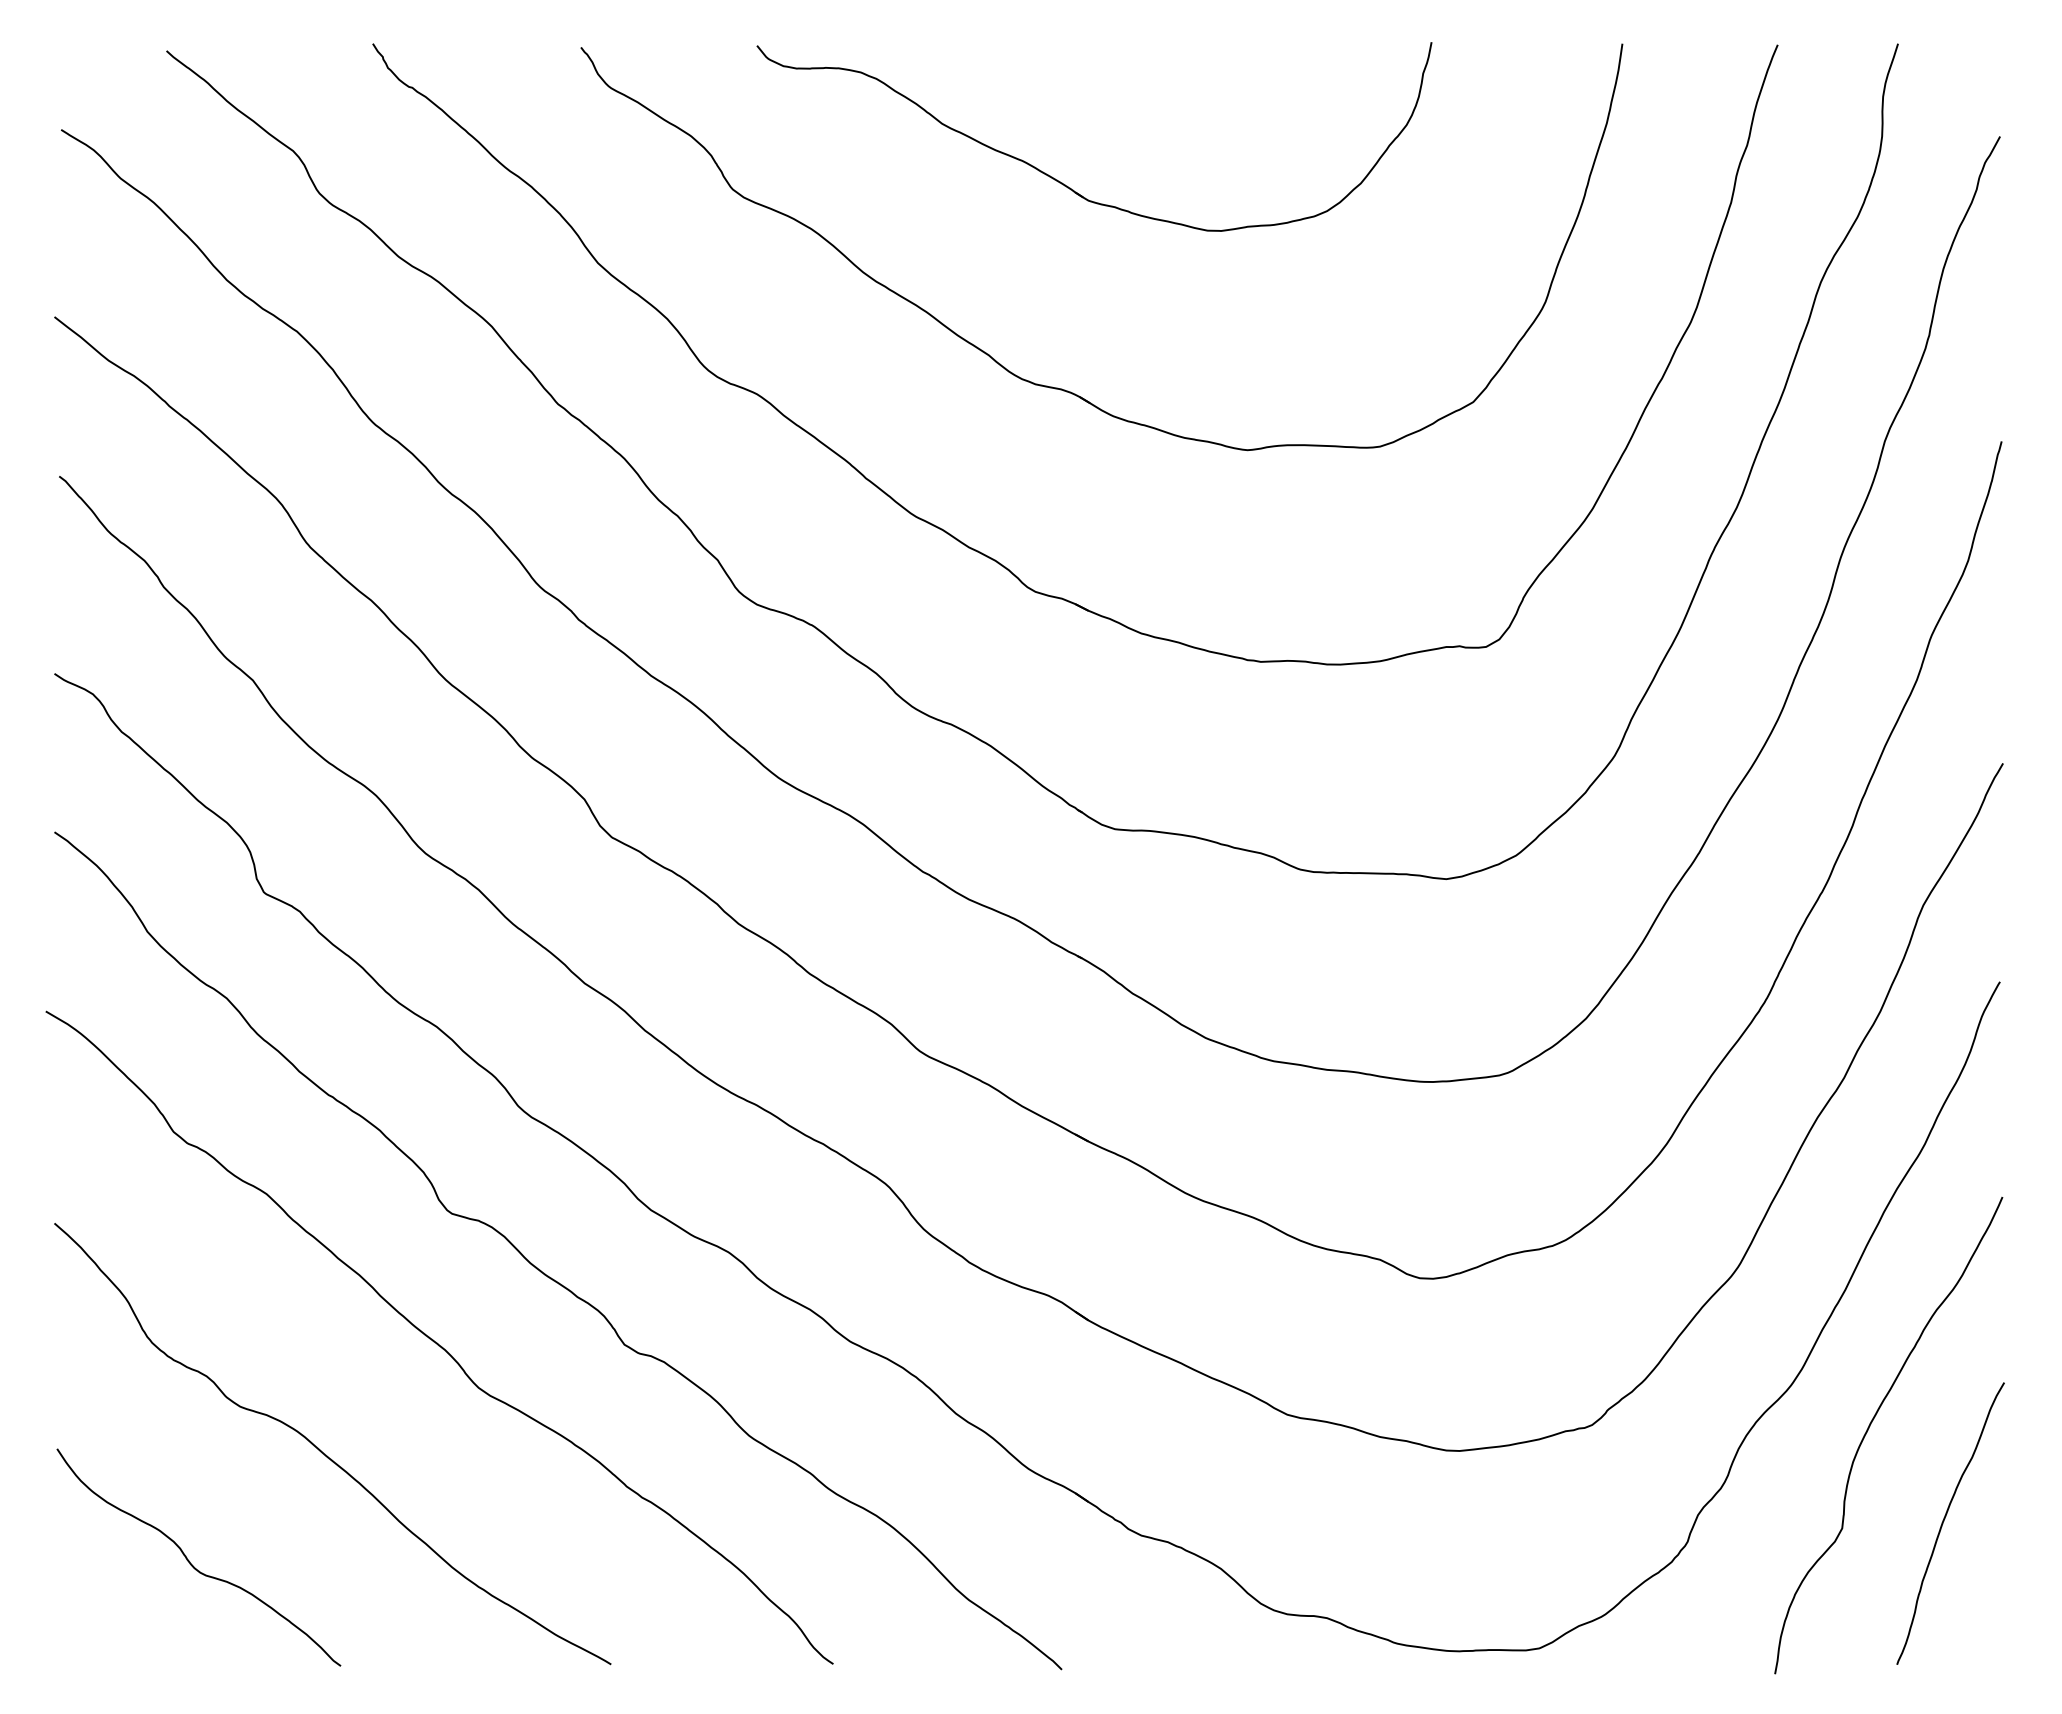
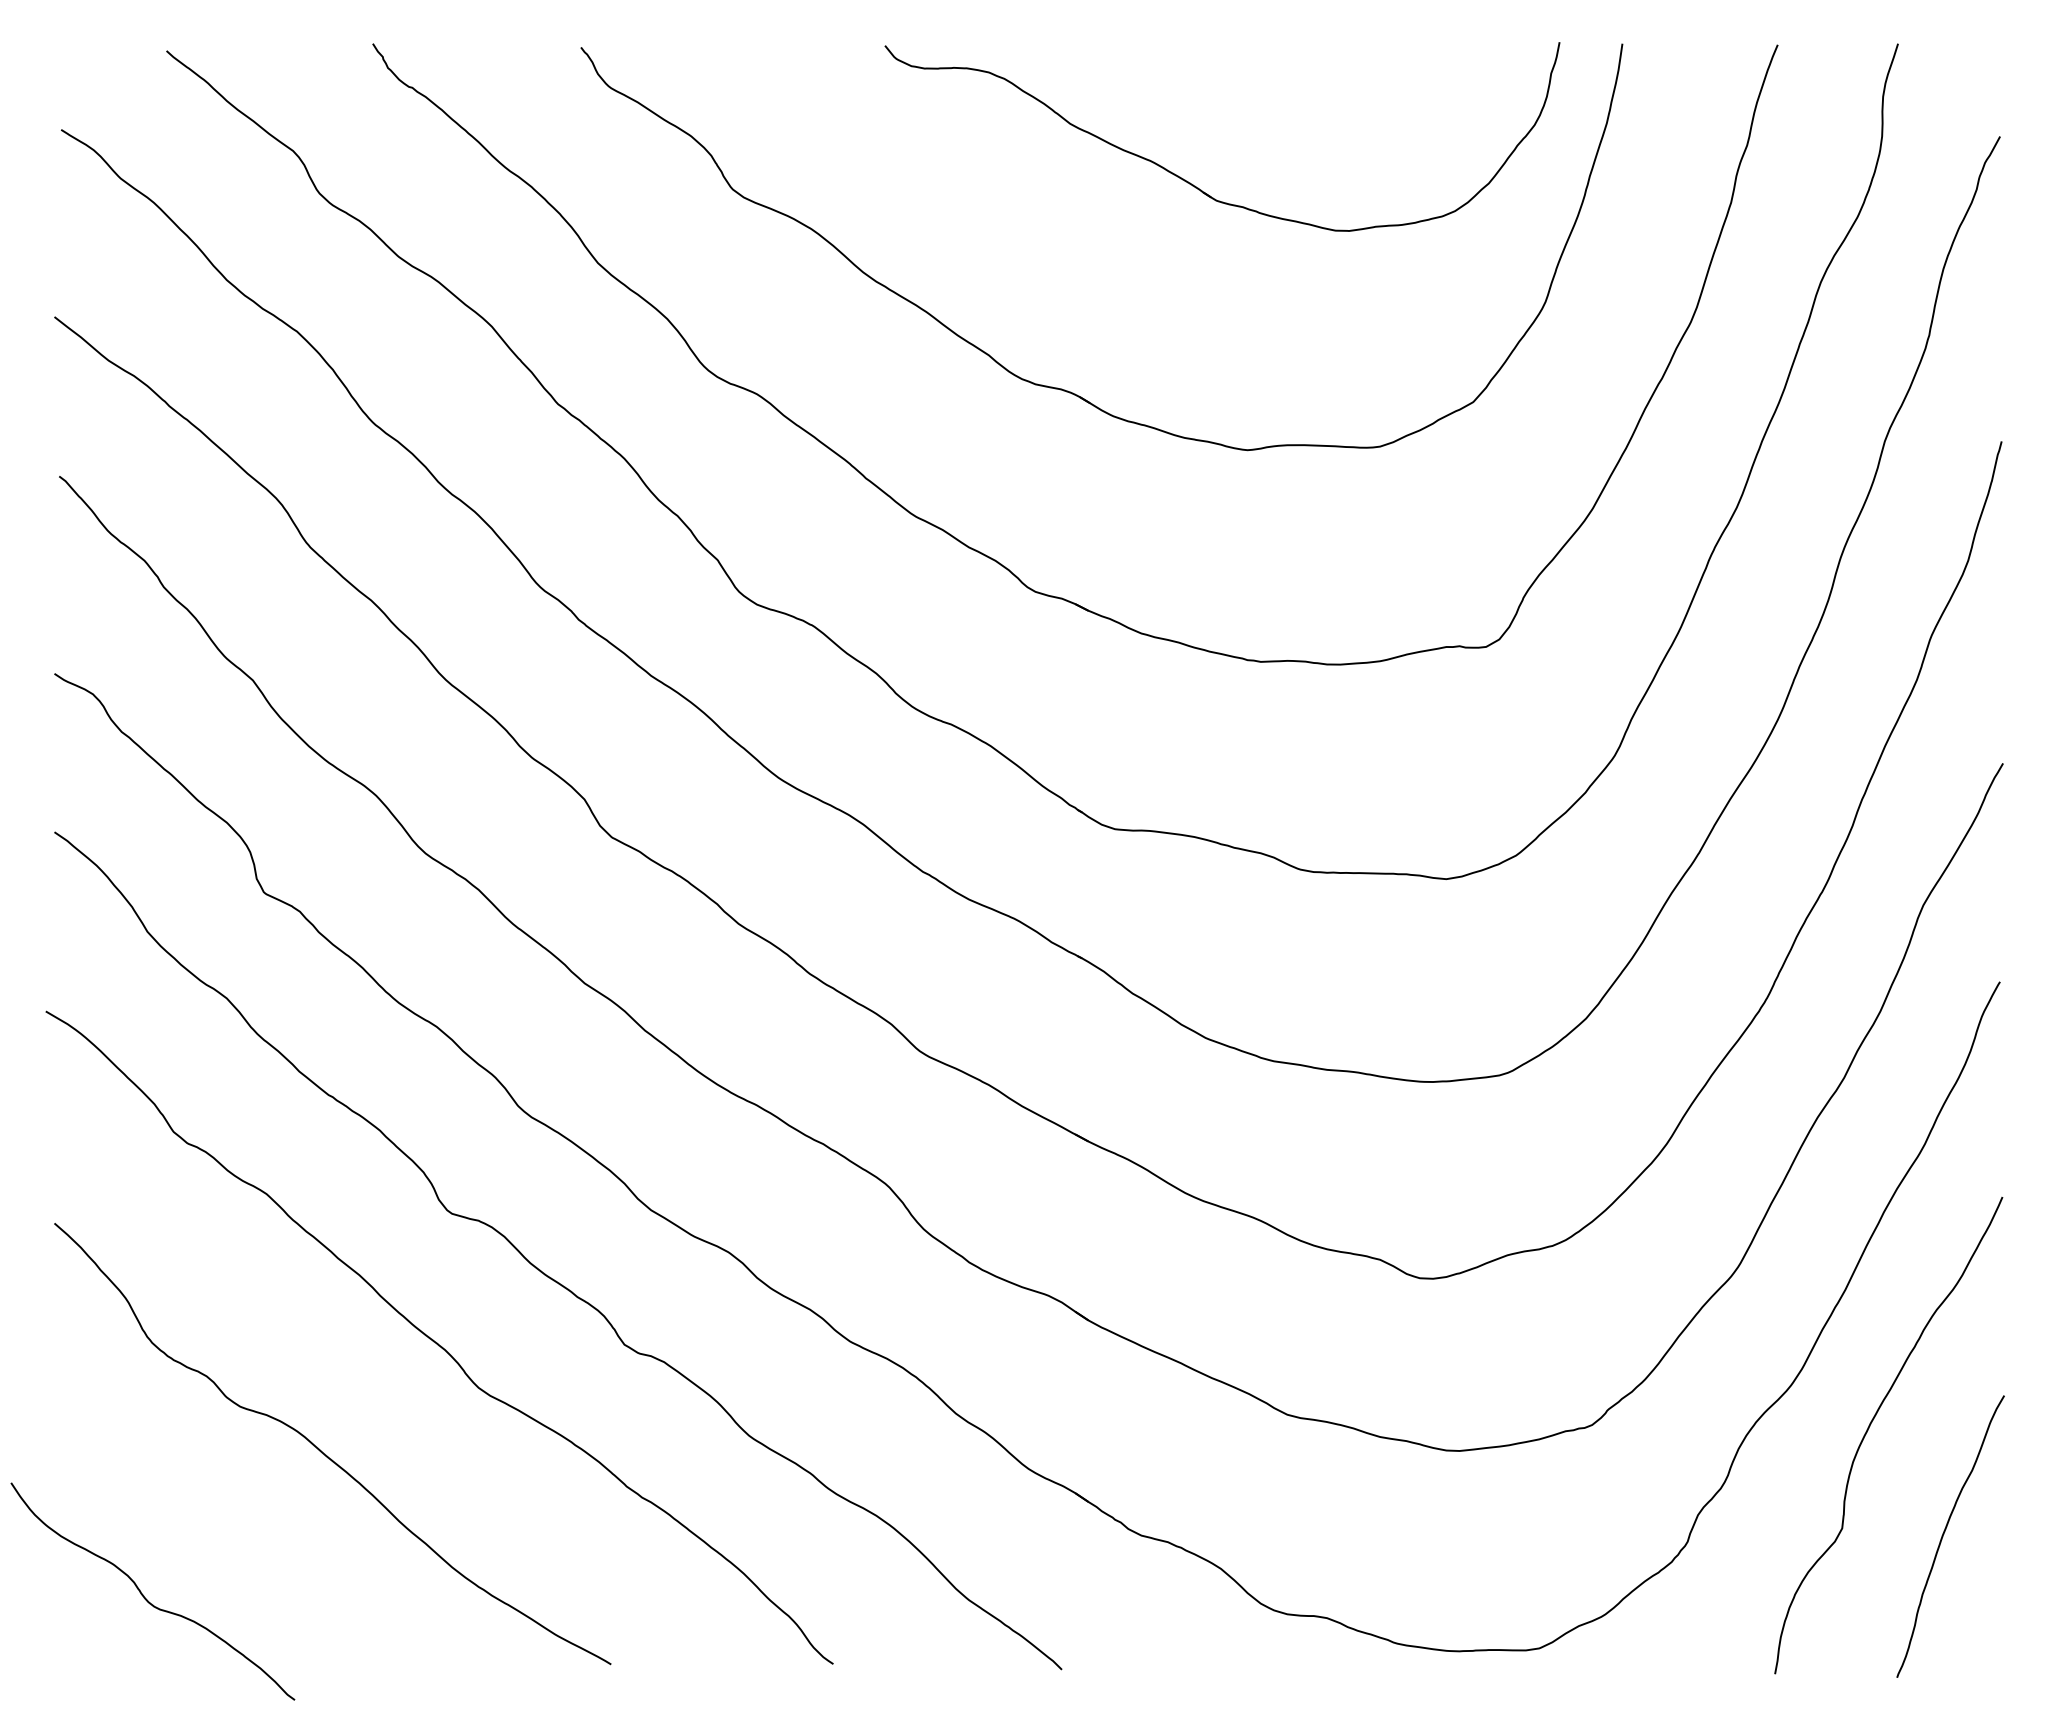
part position: (1067, 185) -> (1195, 185) (1195, 185)
curve position: (1944, 1521) -> (1944, 1534) (1944, 1534)
curve position: (190, 1561) -> (144, 1595) (144, 1595)
